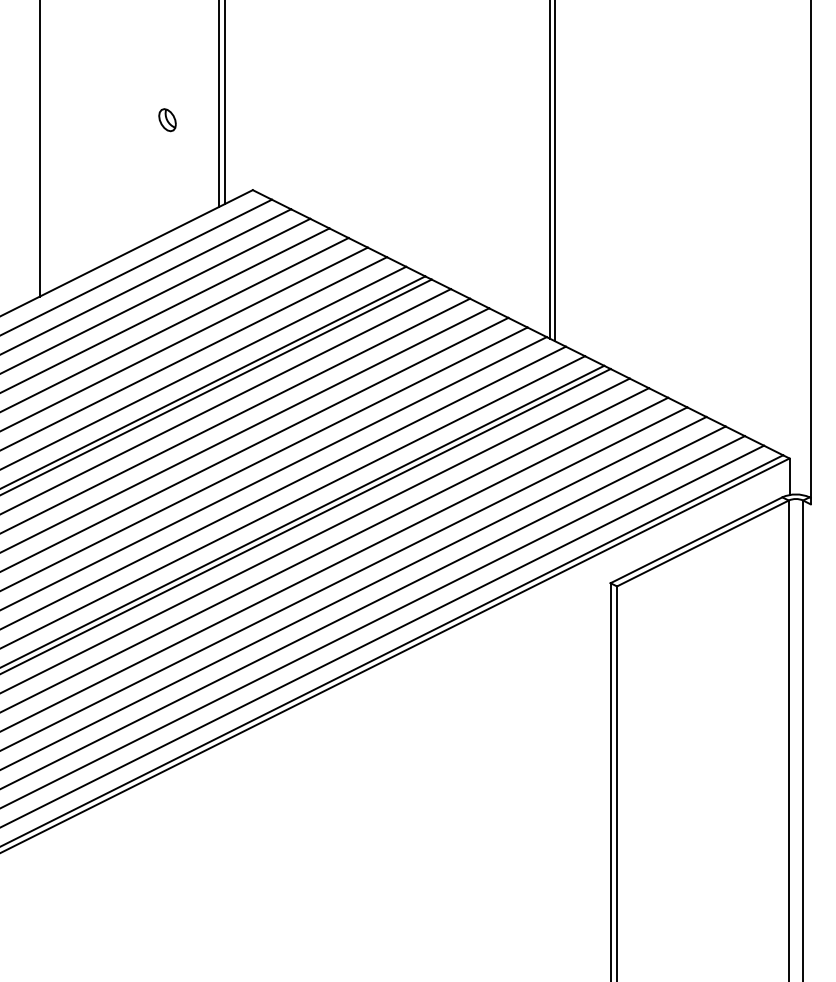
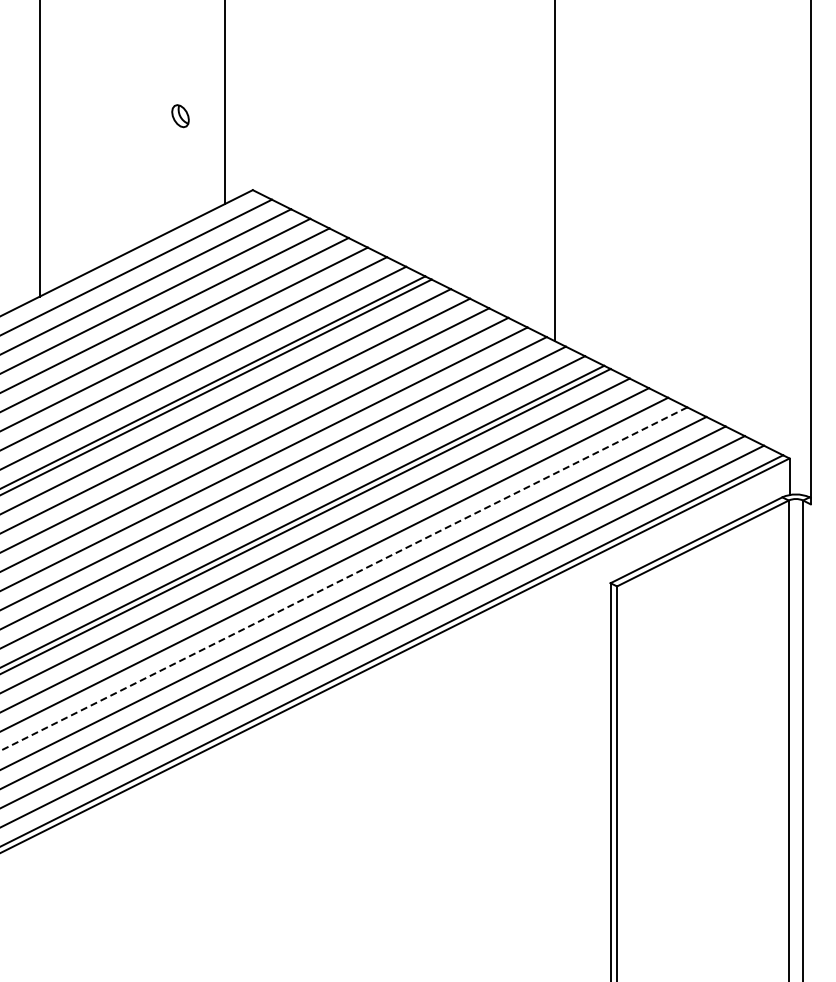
line: present -> none (218, 104)
part position: (167, 120) -> (180, 116) (180, 116)
line: present -> none (549, 170)
line: solid -> dashed (343, 579)
